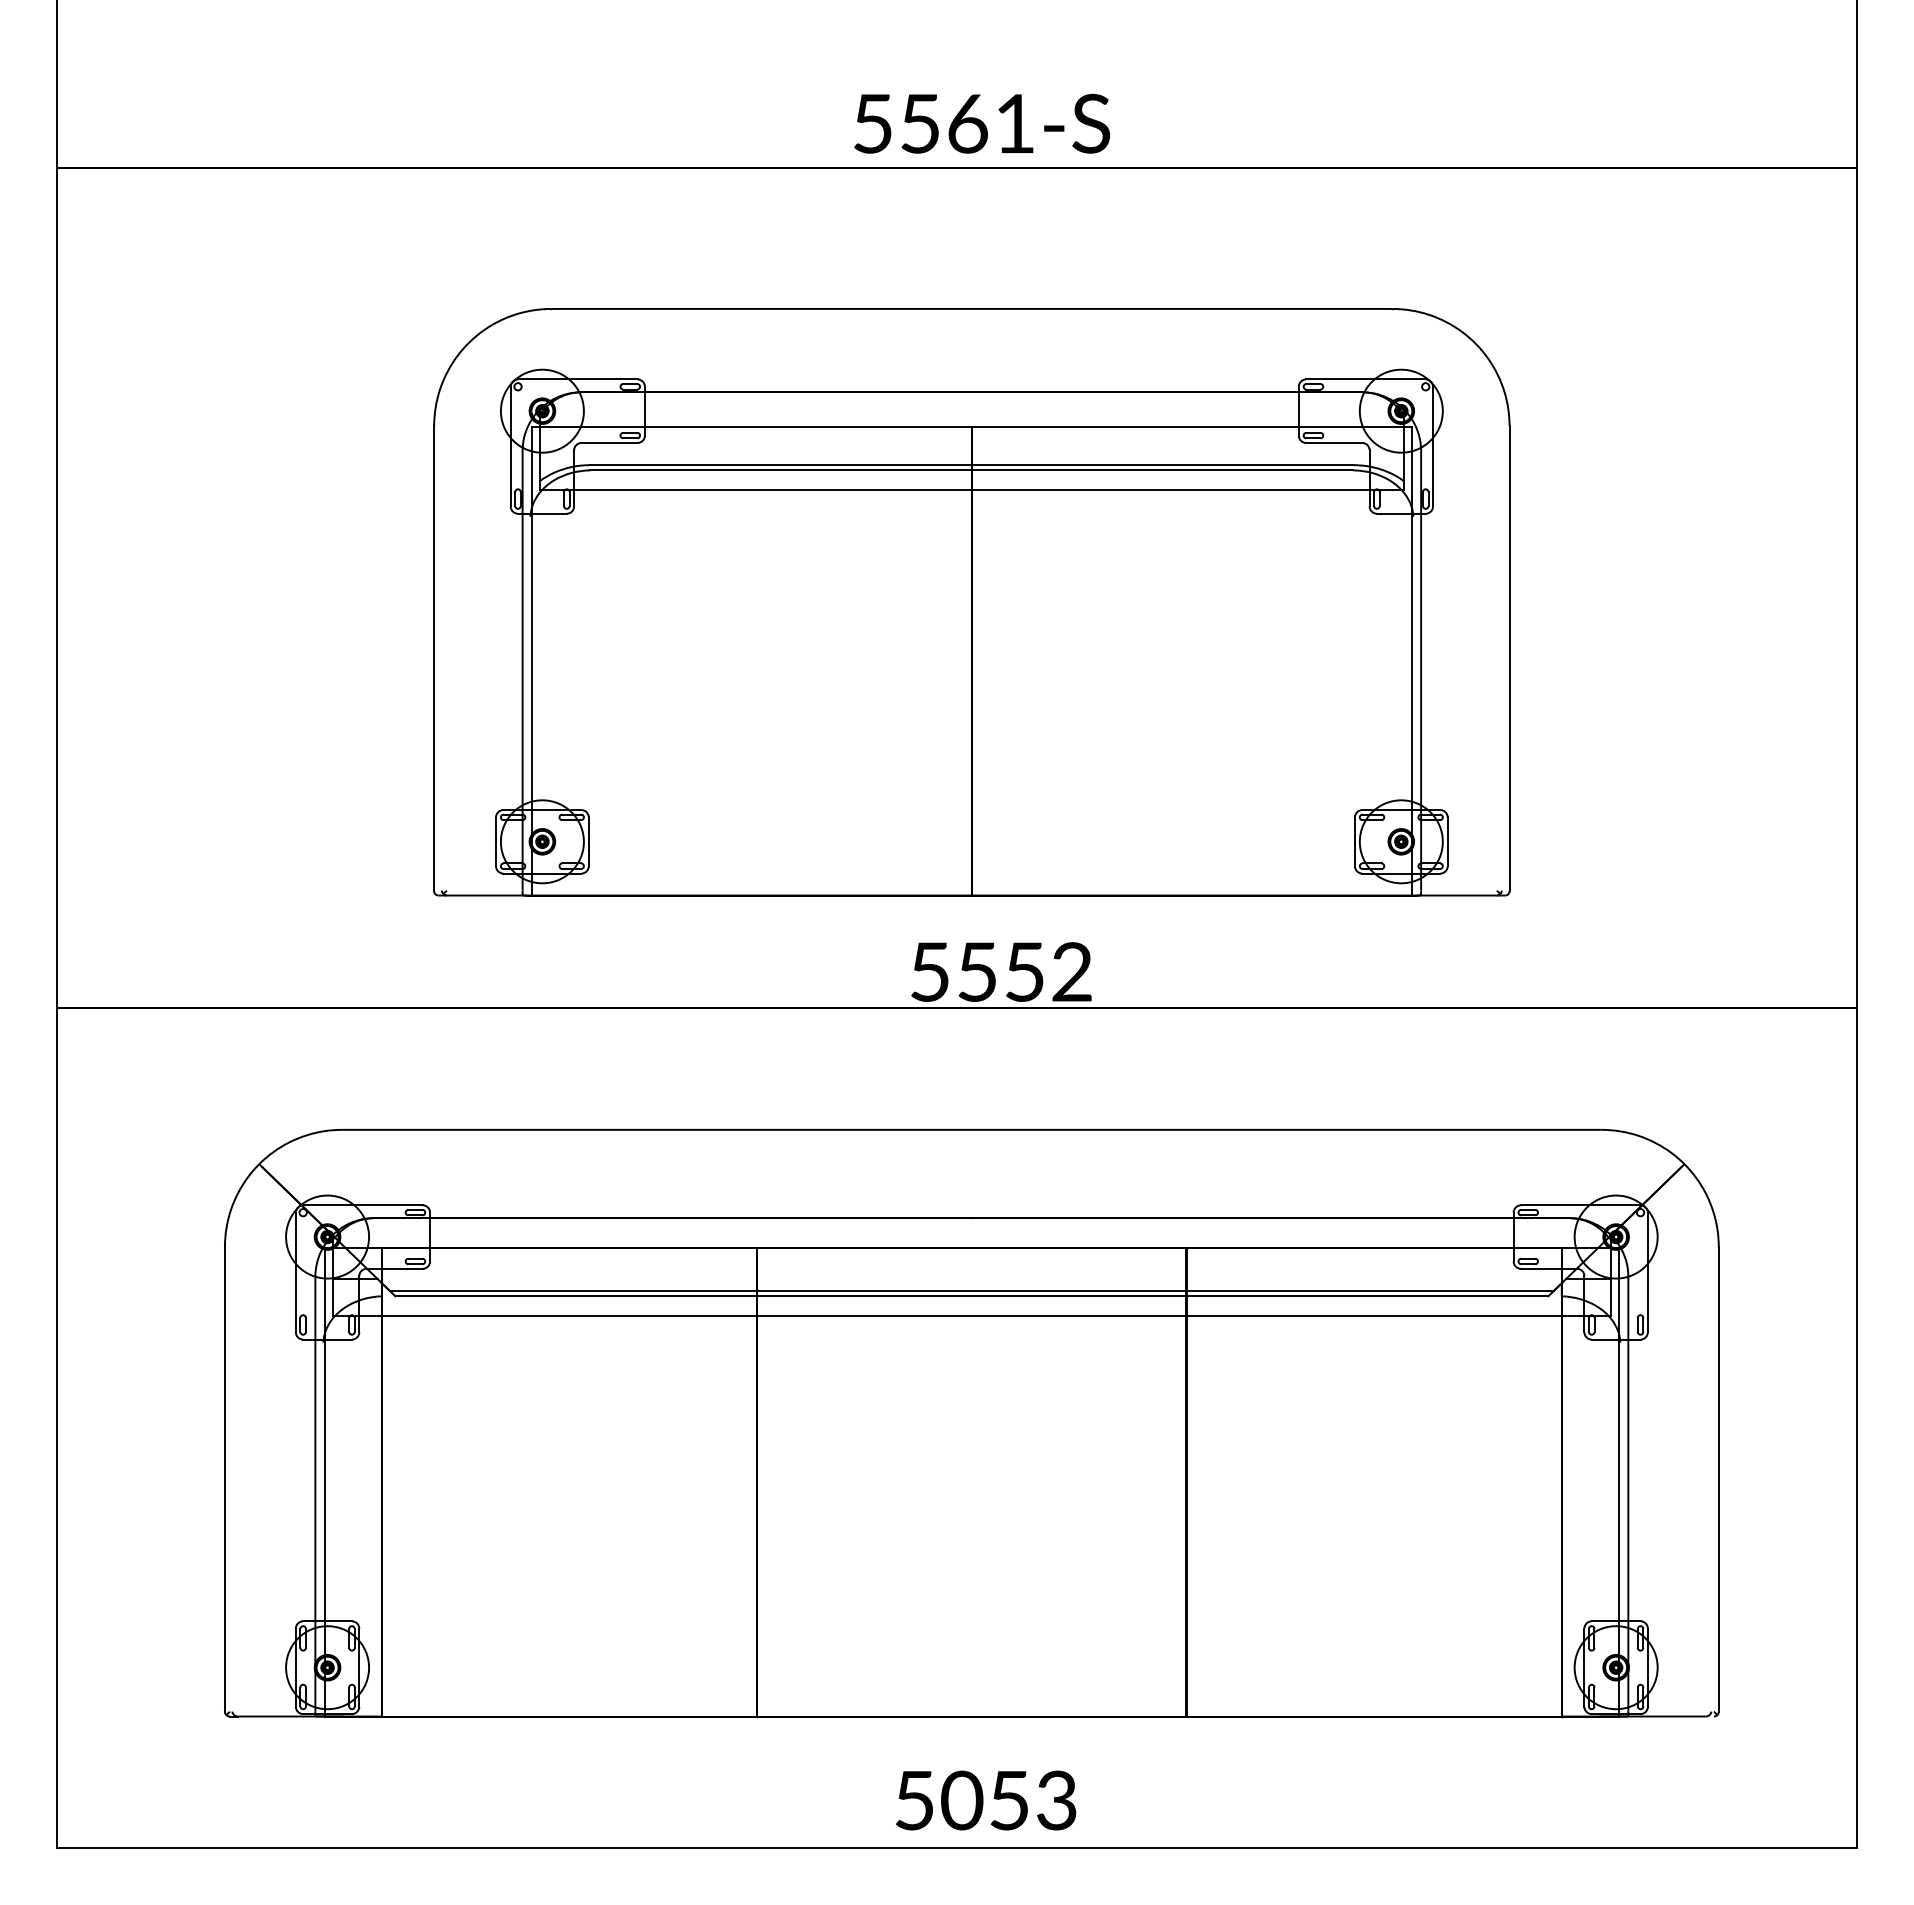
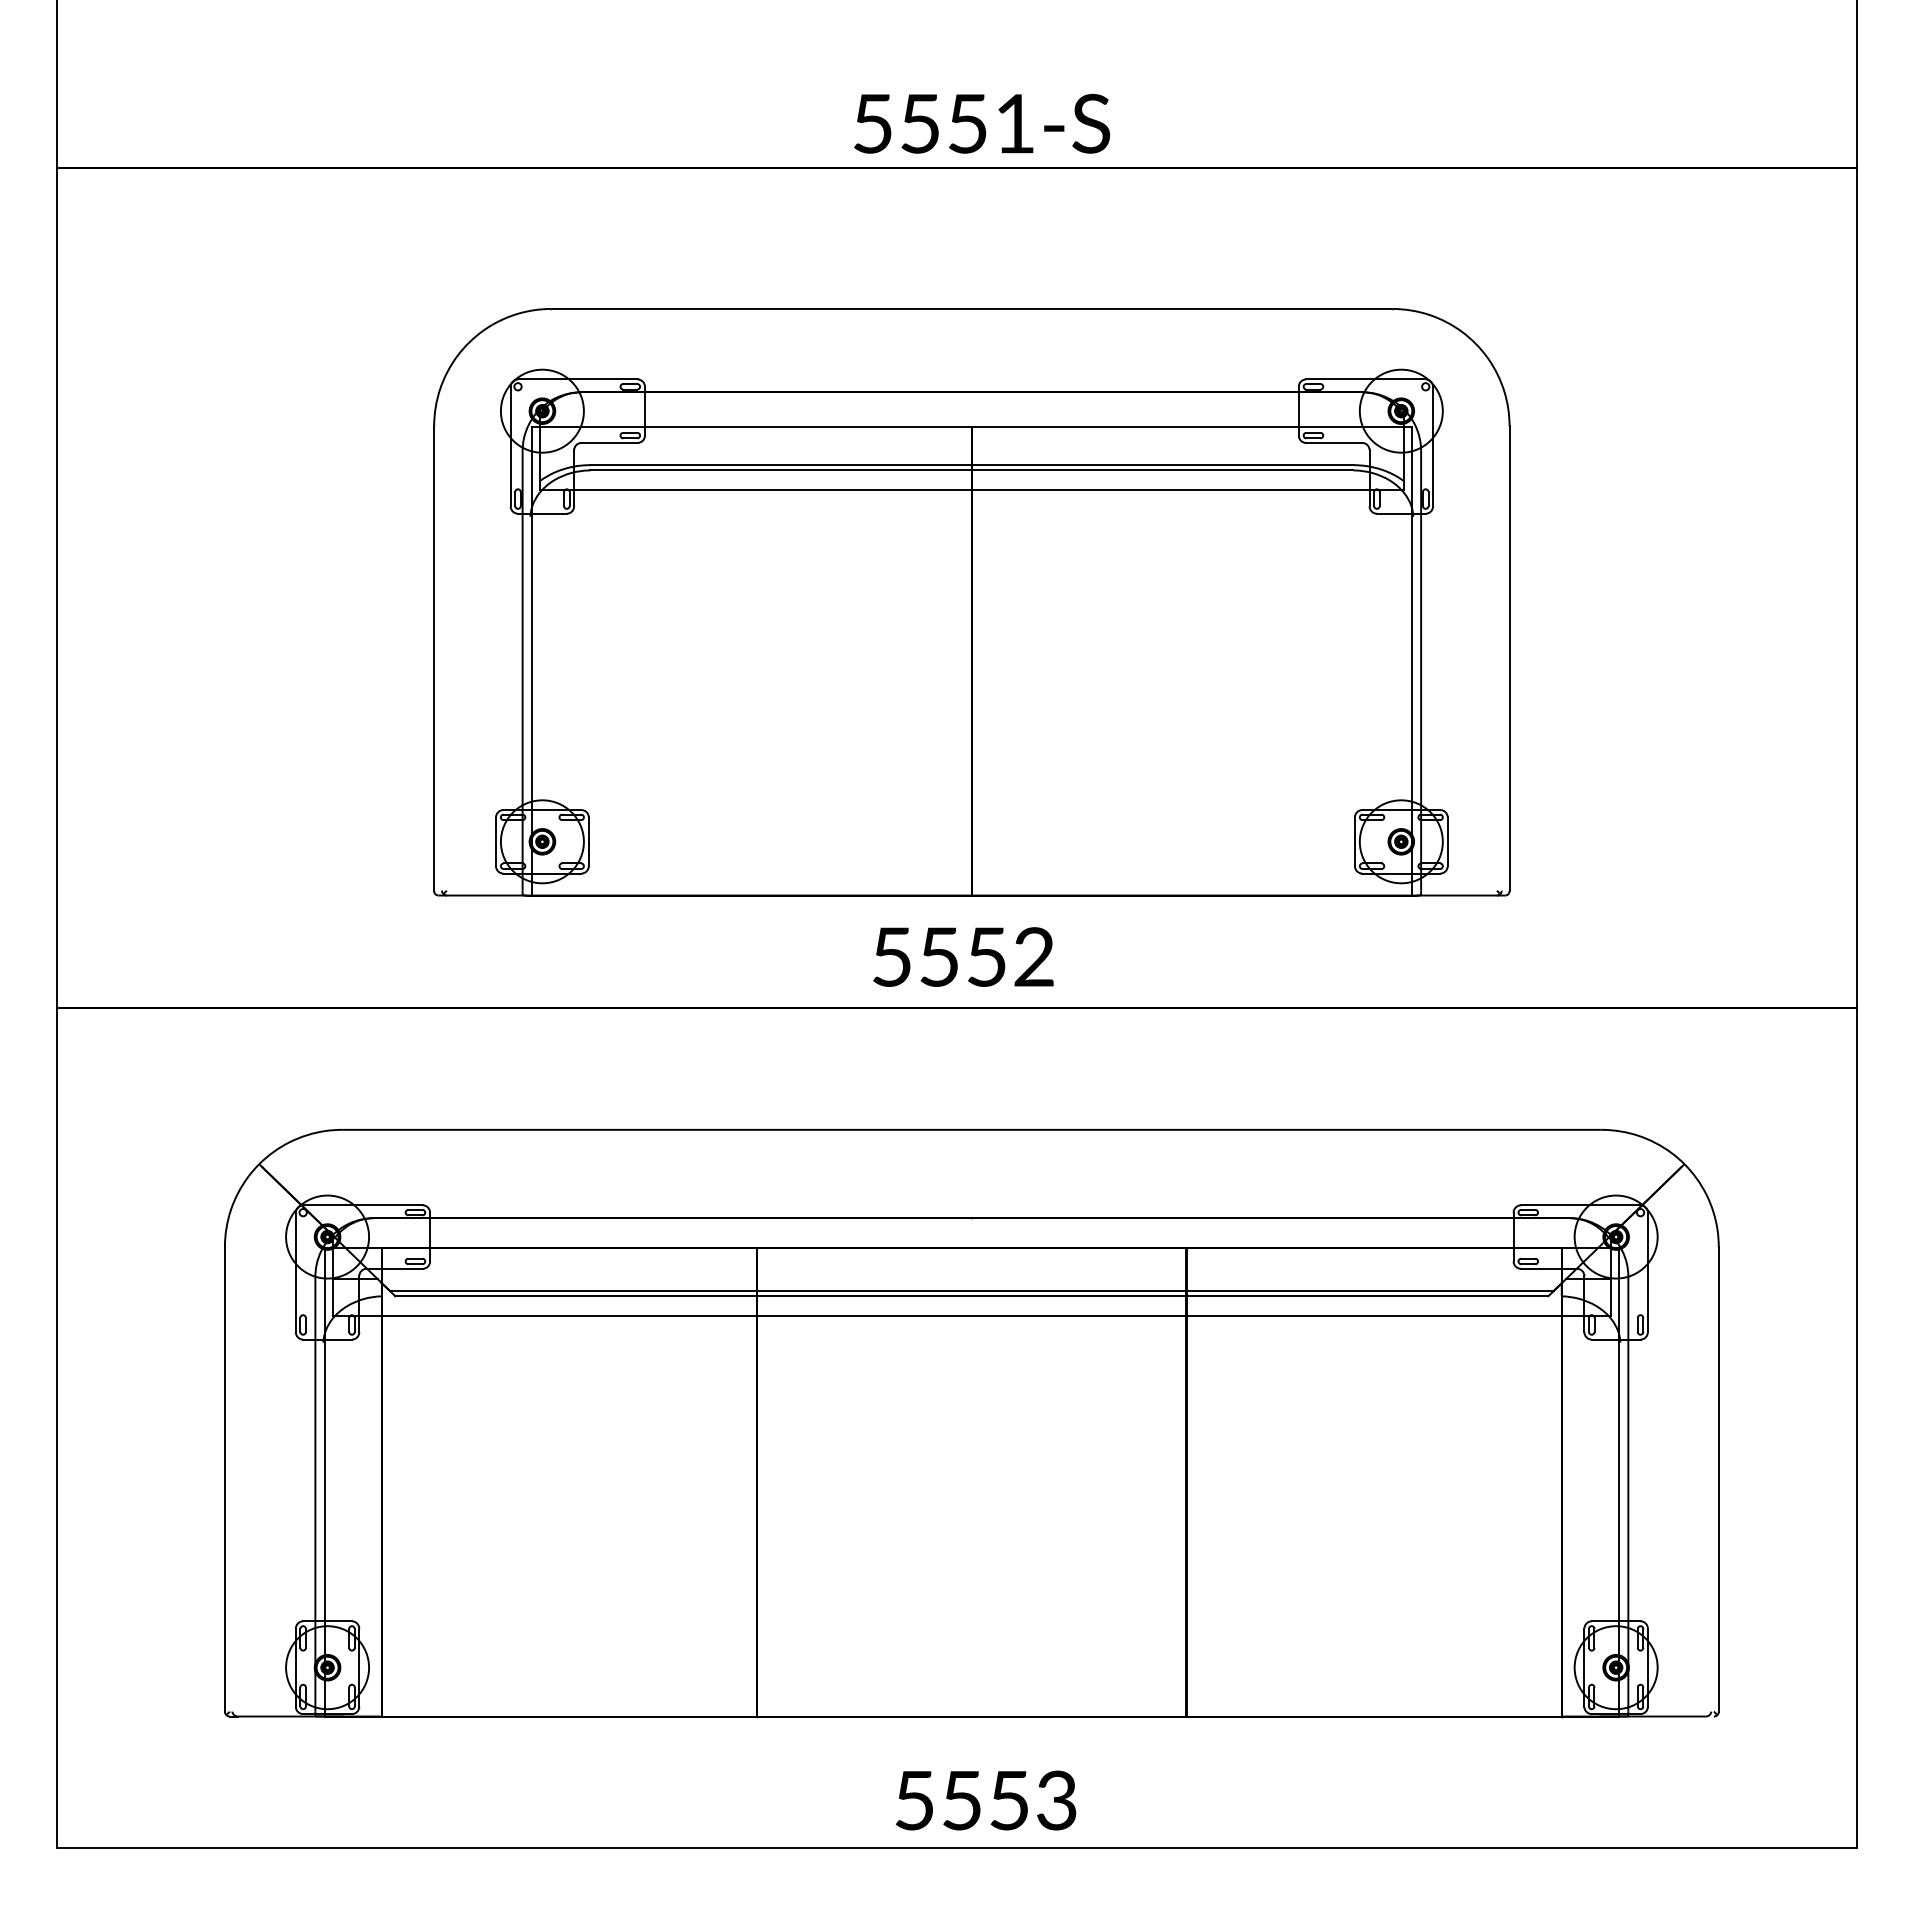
text: 5561-S -> 5551-S (967, 123)
text position: (1001, 971) -> (963, 956) (963, 956)
text: 5053 -> 5553 (962, 1800)
